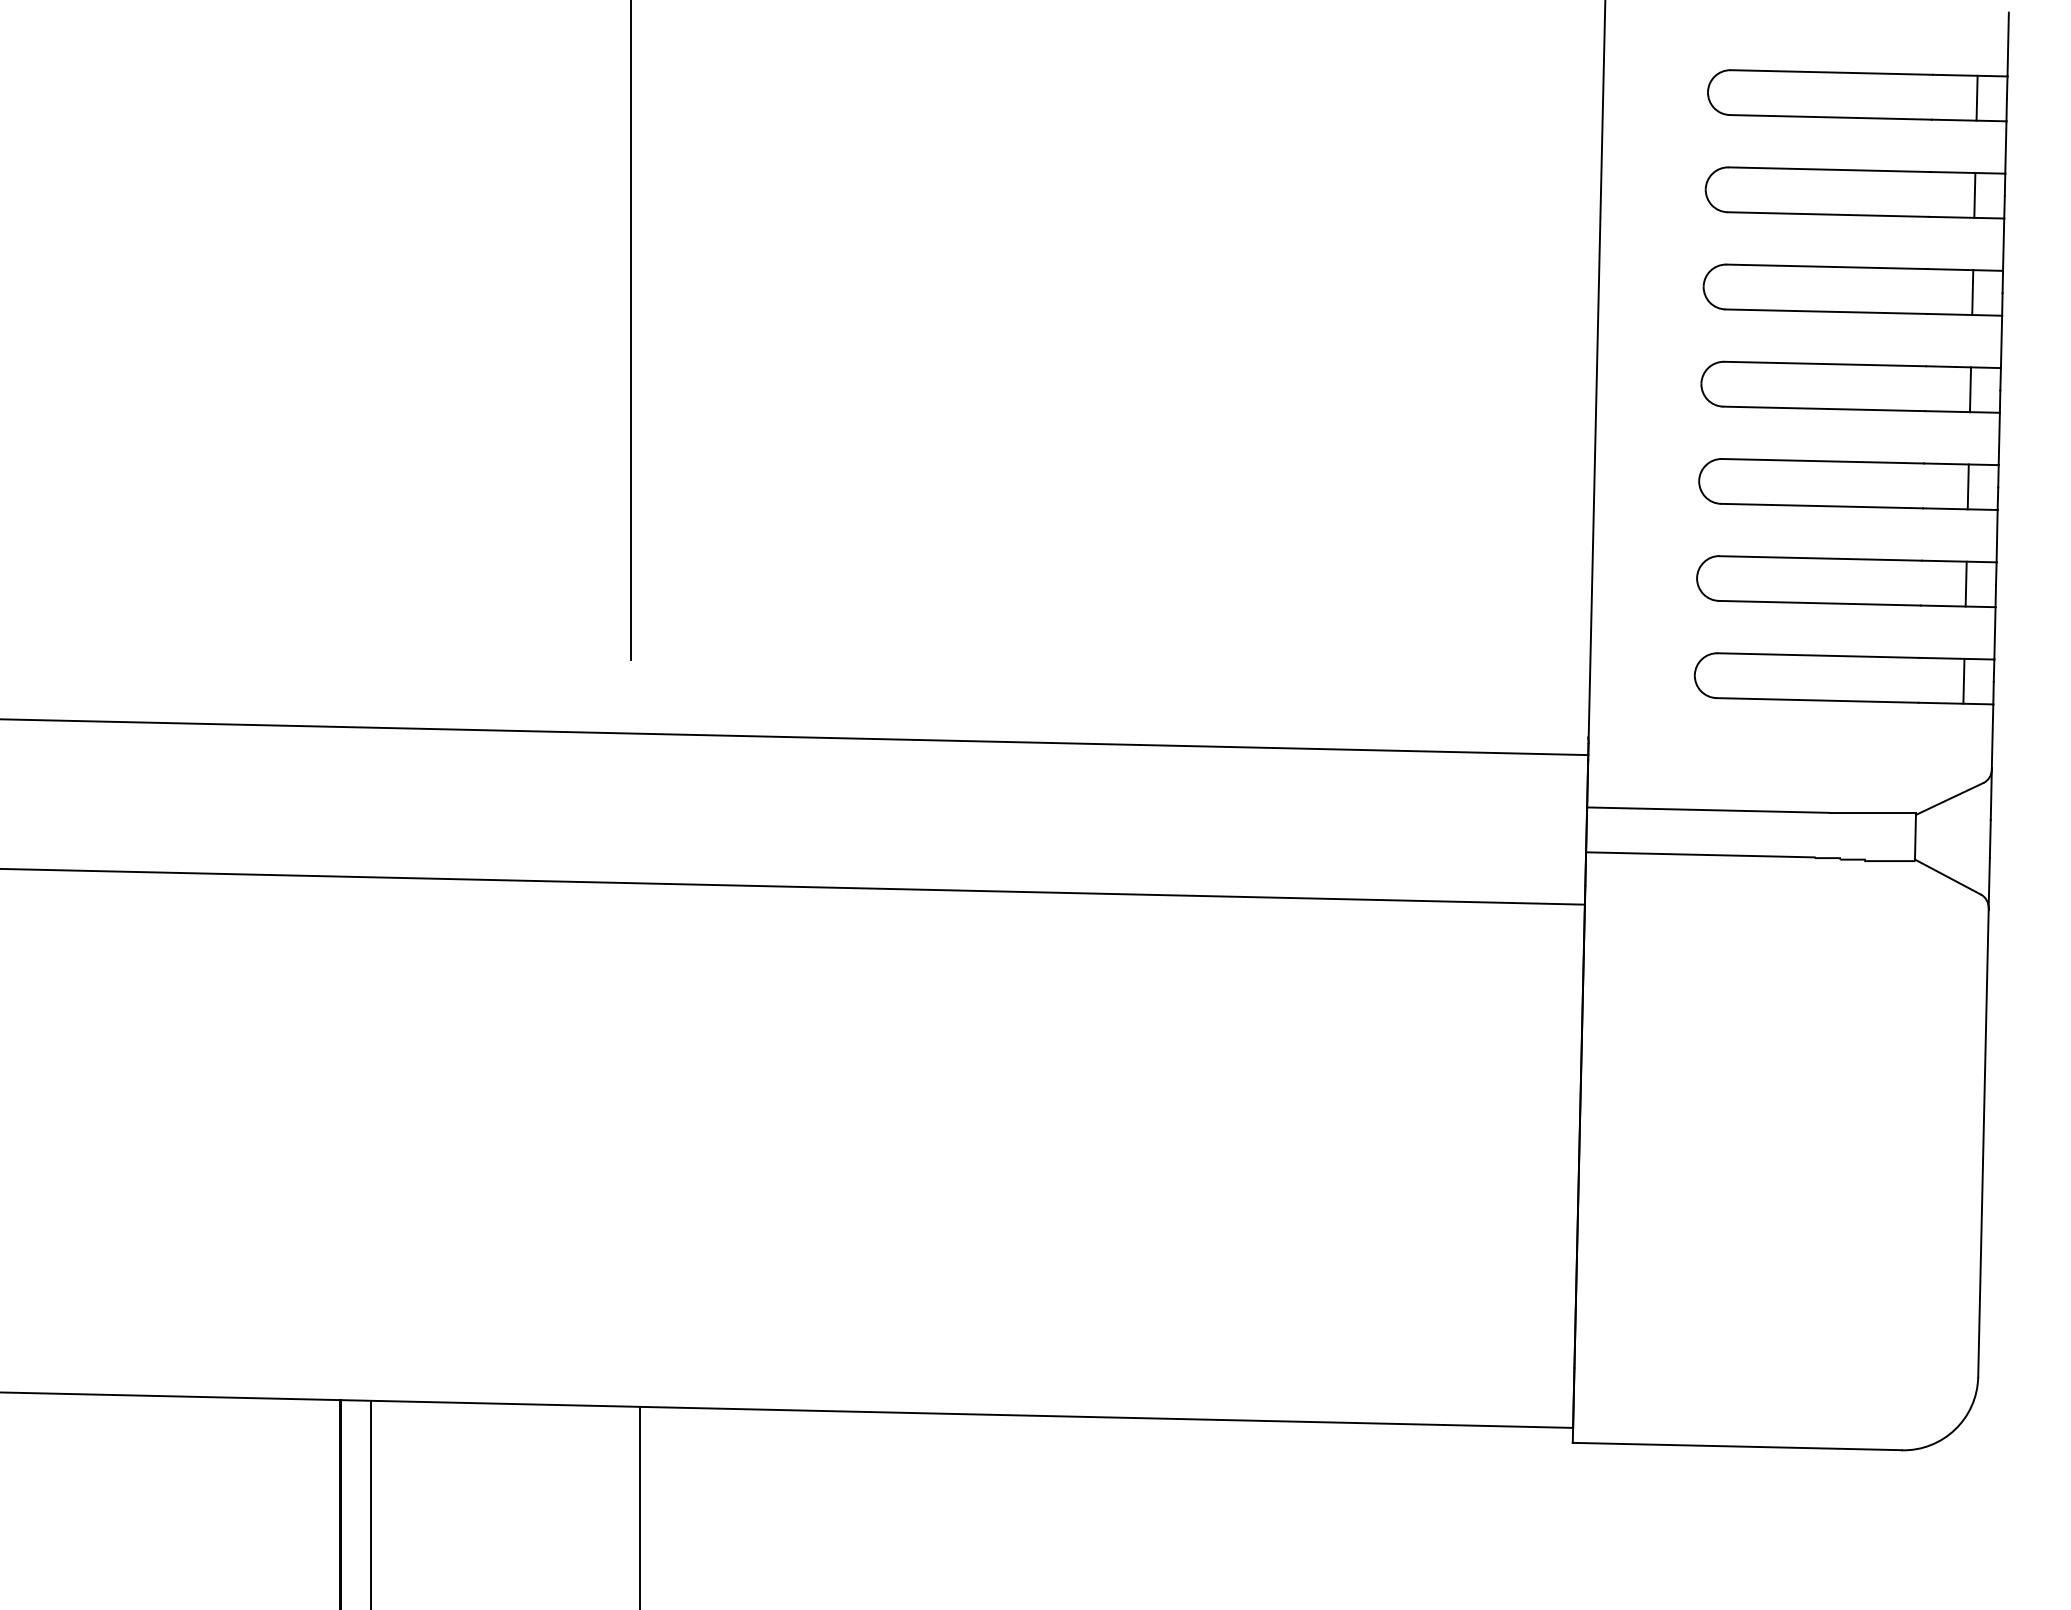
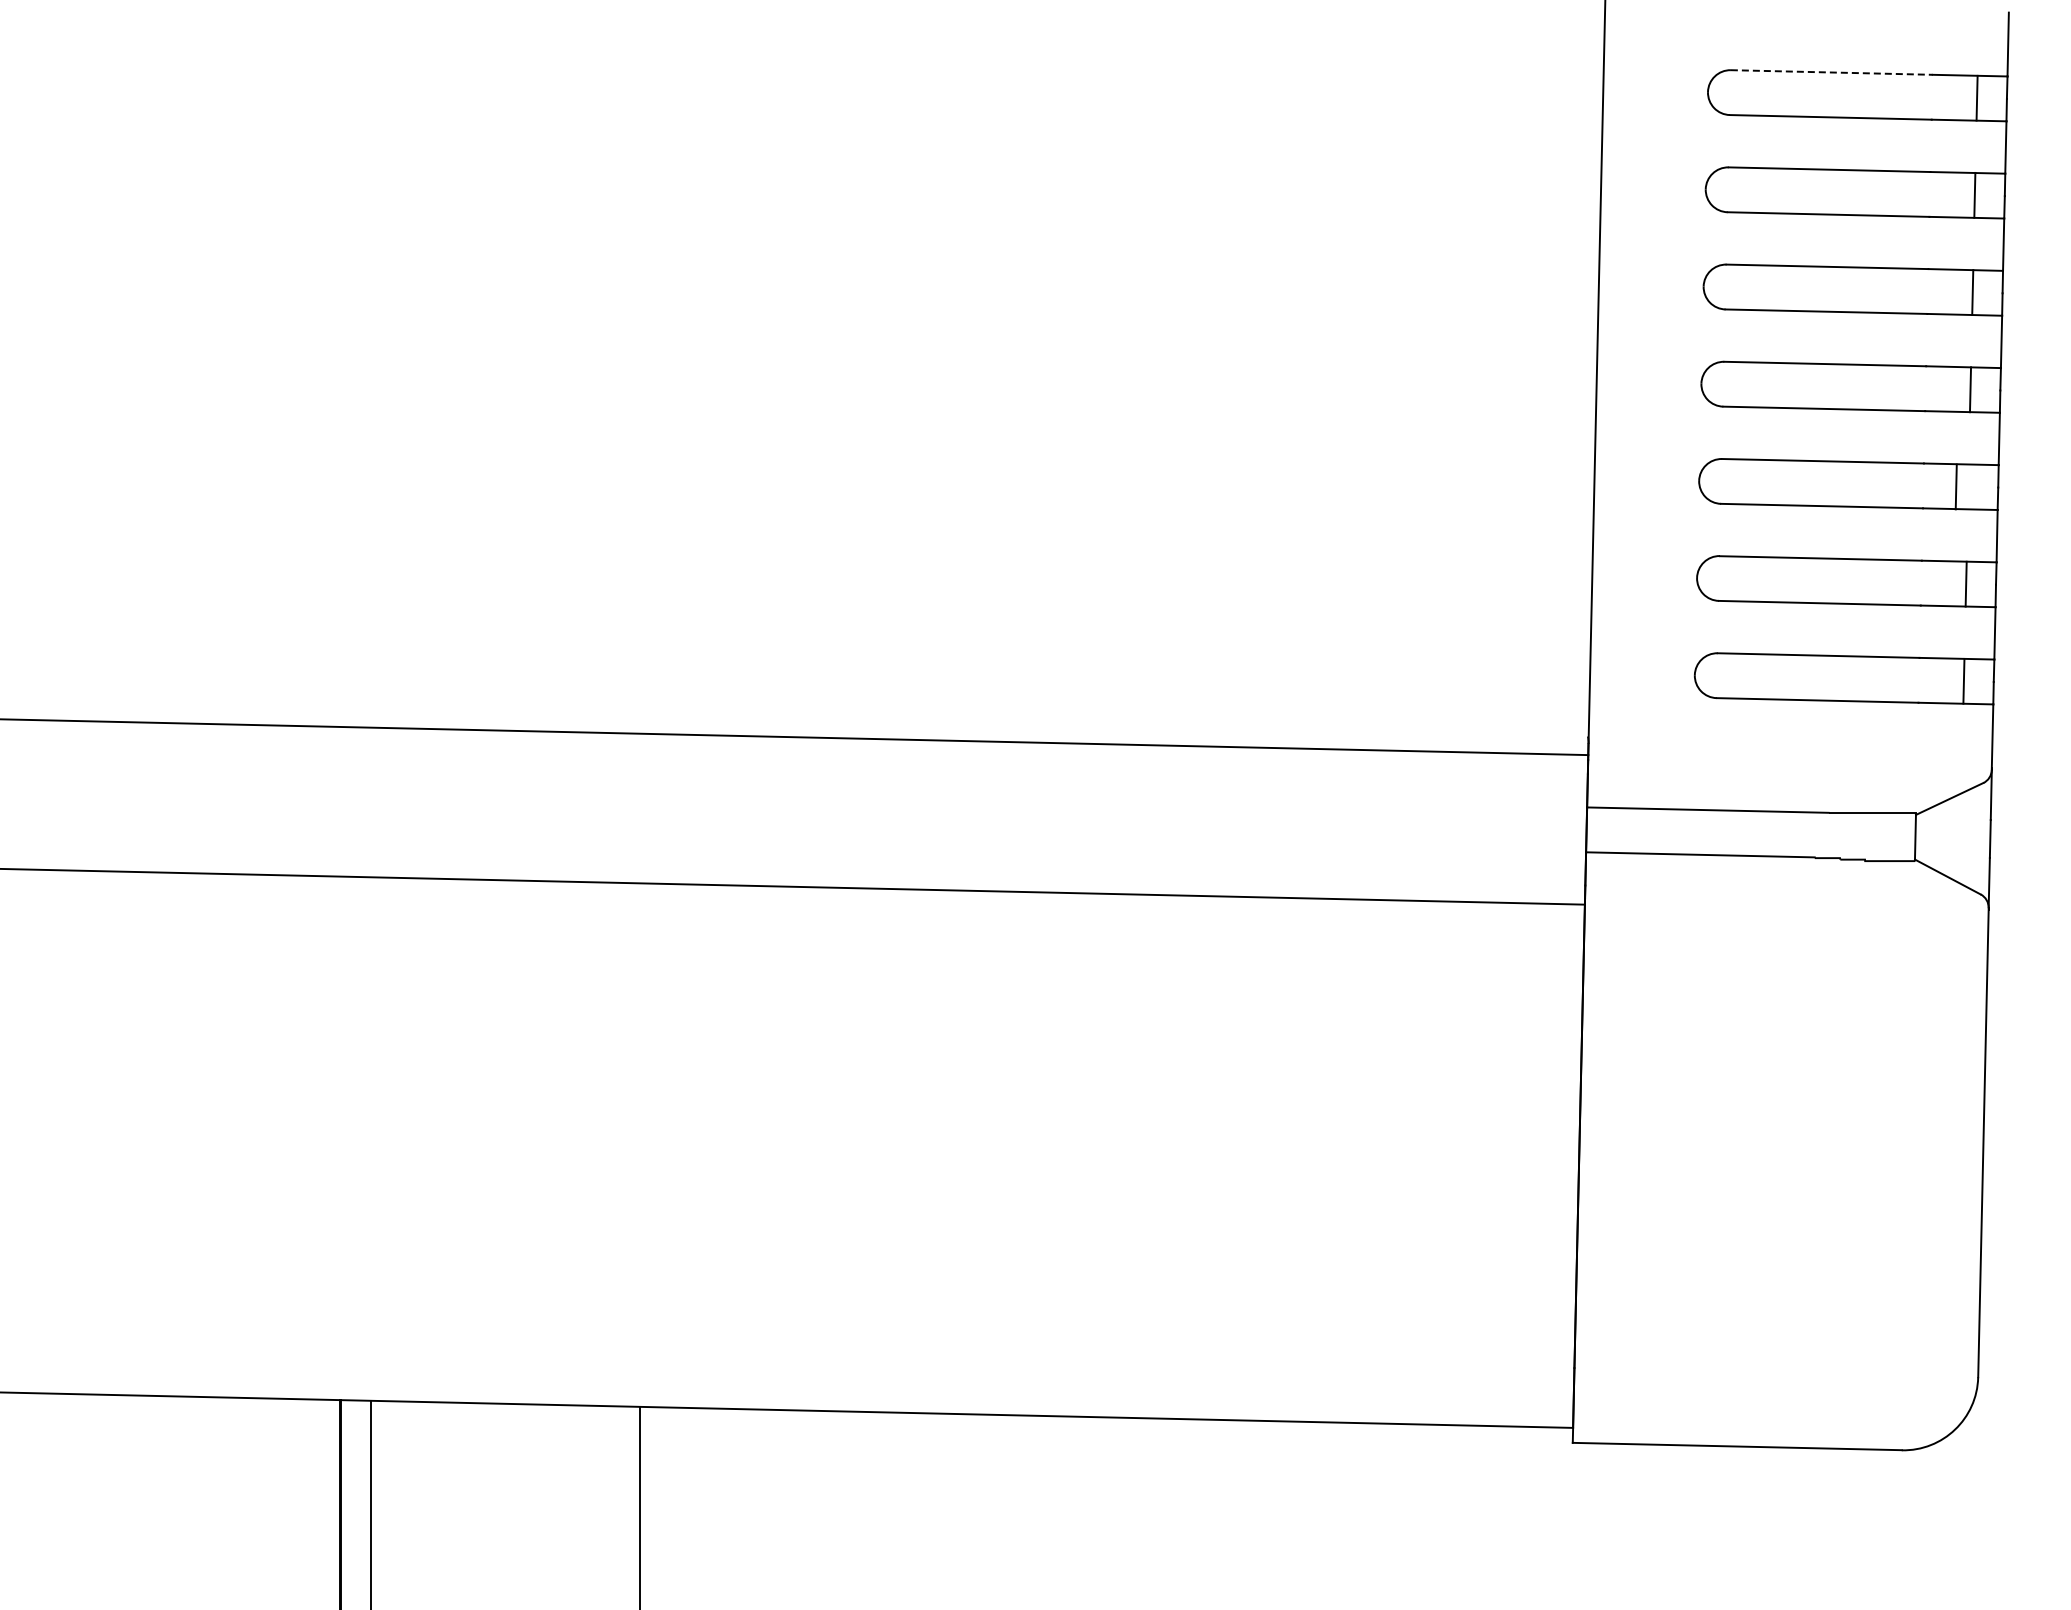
line: solid -> dashed (1831, 72)
line: present -> none (631, 331)
line position: (1967, 486) -> (1955, 486) (1955, 486)
